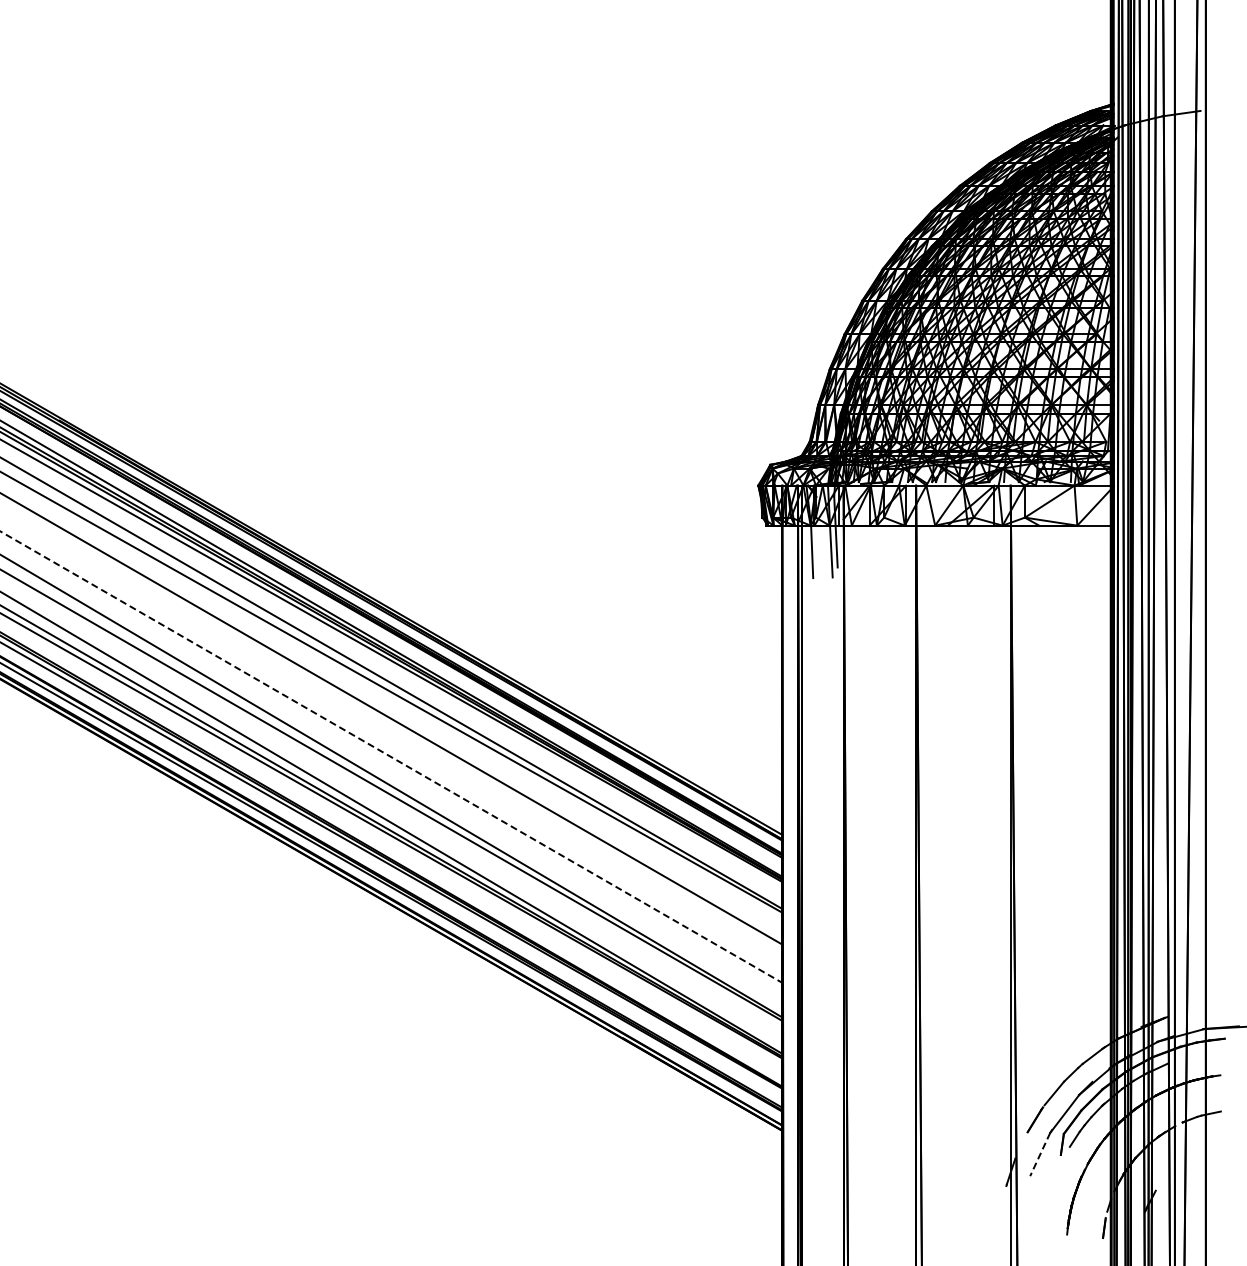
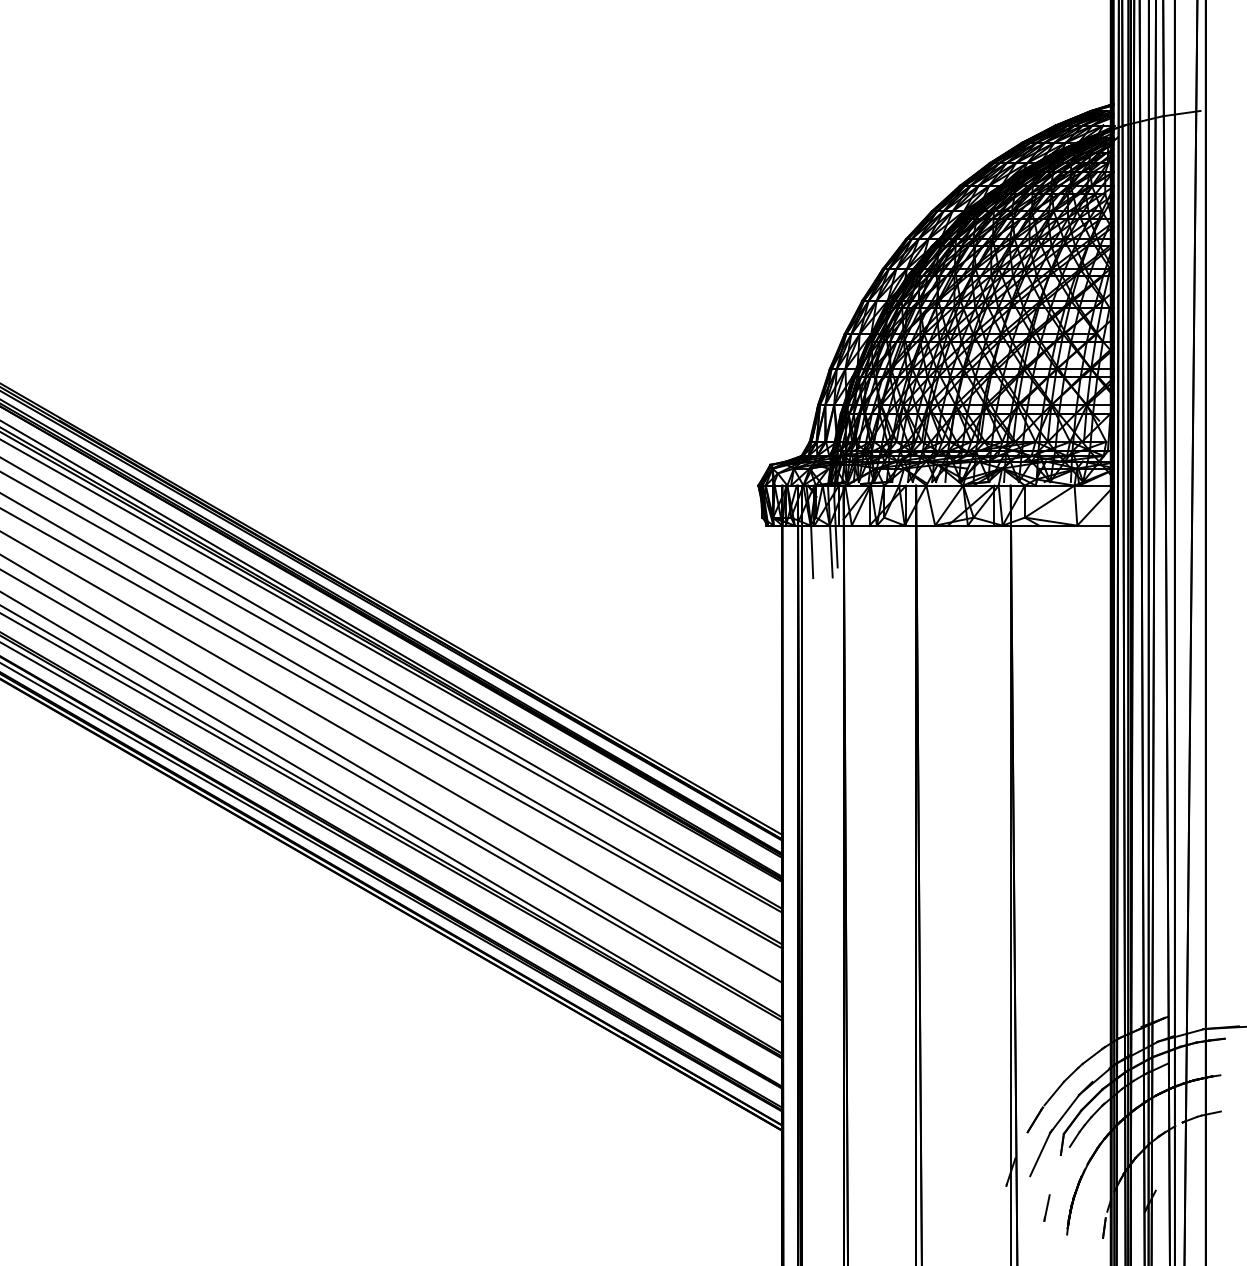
line: none -> present (392, 728)
line: dashed -> solid (391, 757)
line: dashed -> solid (1040, 1154)
line: none -> present (1046, 1207)
